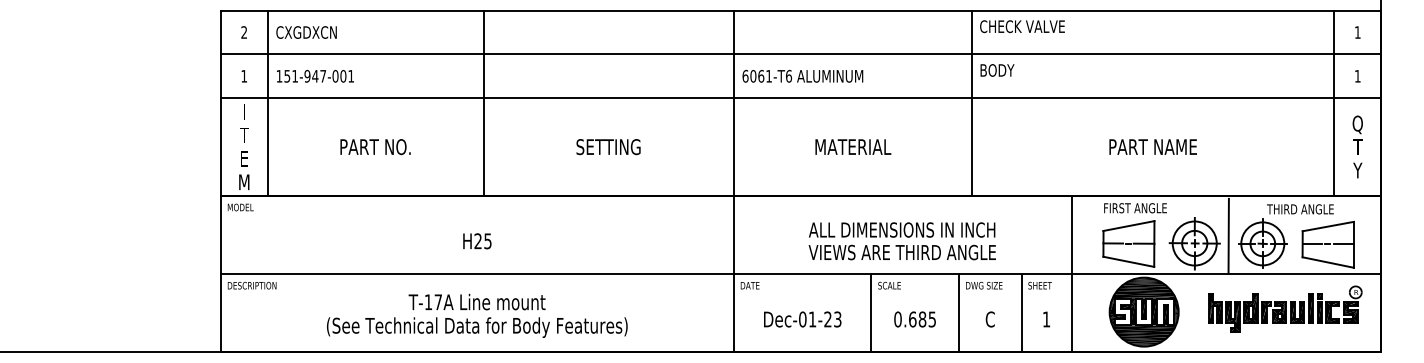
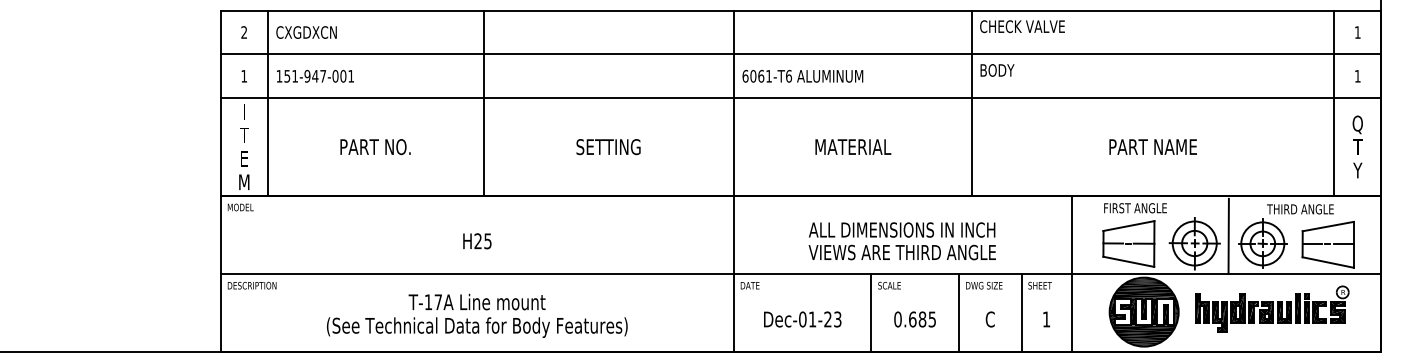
part position: (1285, 308) -> (1272, 308) (1272, 308)
